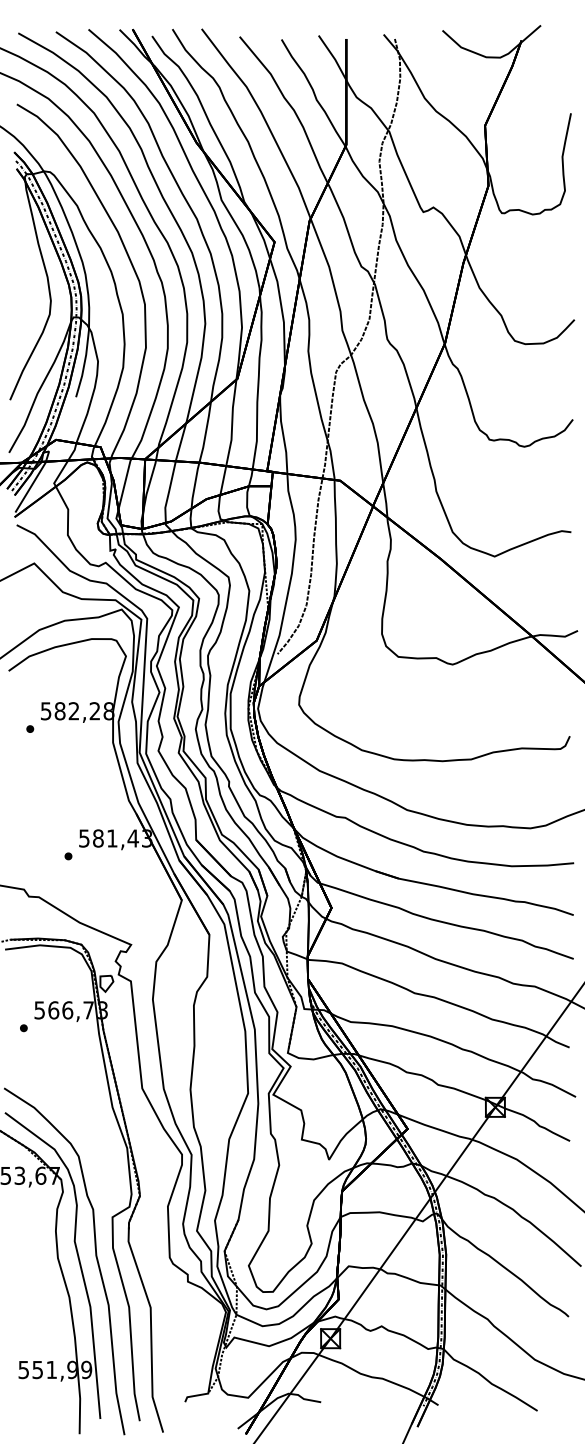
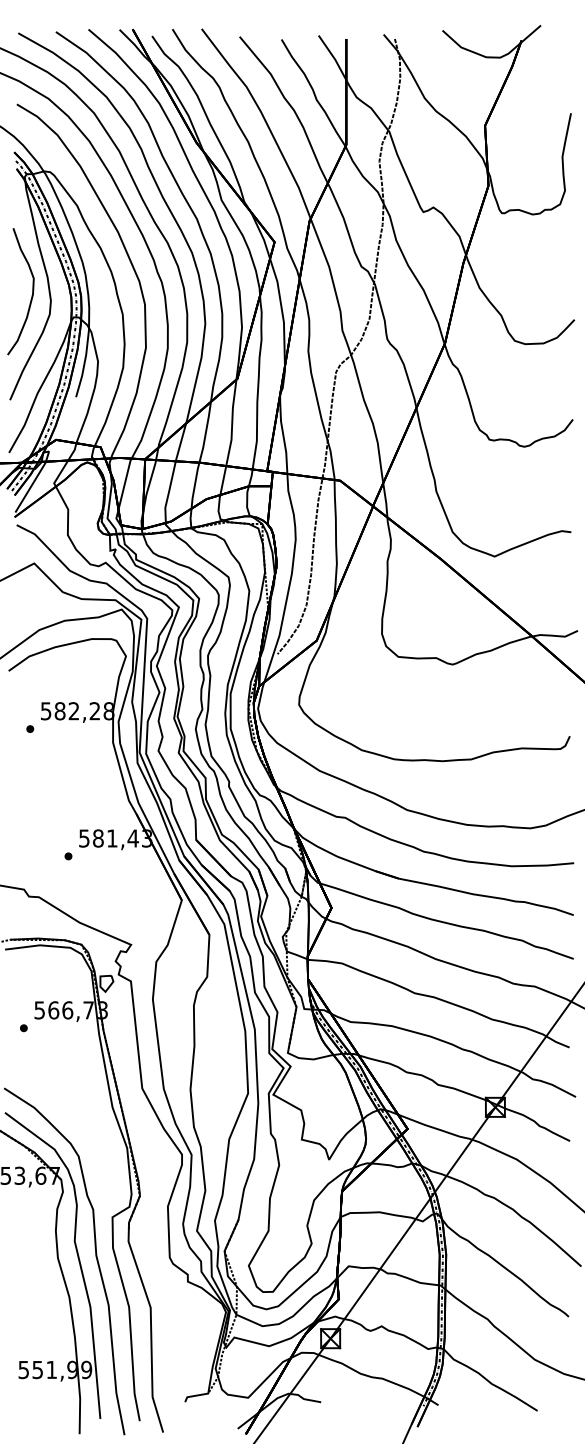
curve: none -> present (31, 295)
